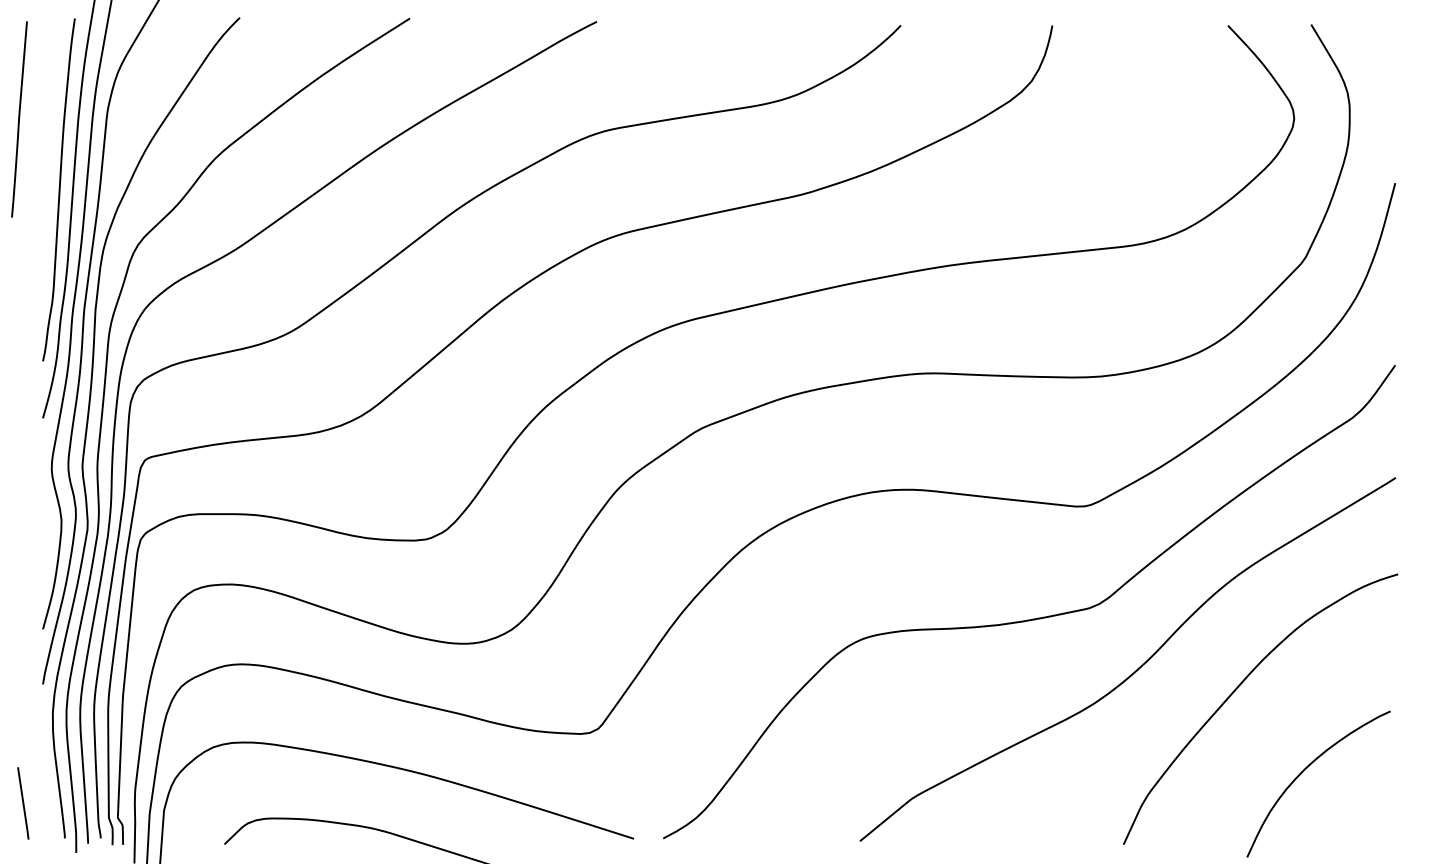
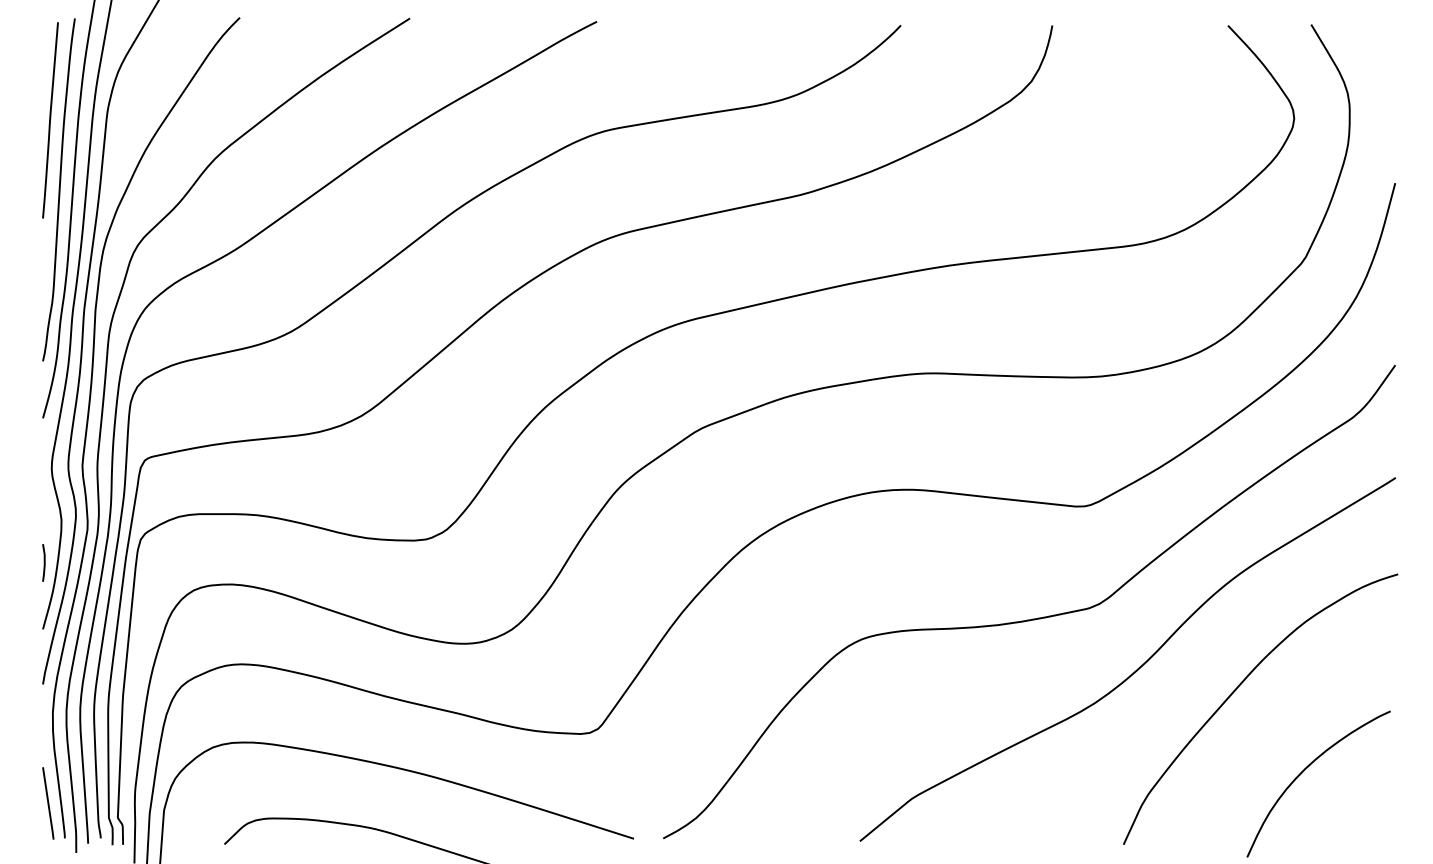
line position: (19, 119) -> (50, 120) (50, 120)
line: none -> present (43, 562)
line position: (23, 803) -> (48, 803) (48, 803)
